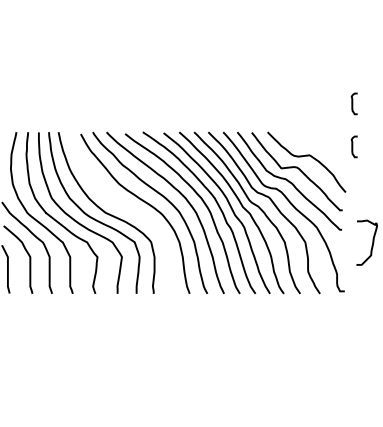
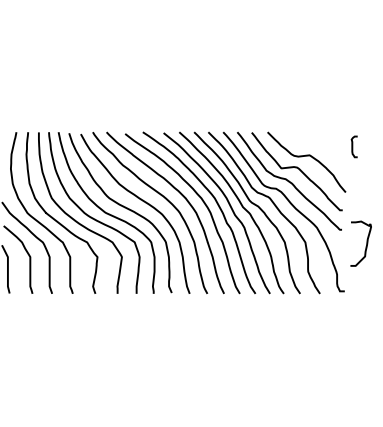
curve: present -> none (353, 103)
curve: none -> present (122, 207)
curve position: (371, 245) -> (365, 246) (365, 246)
